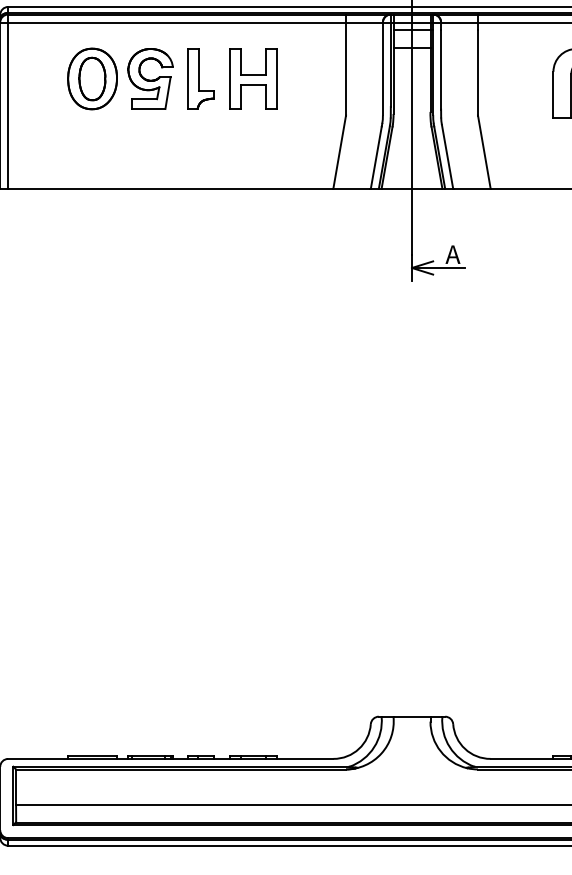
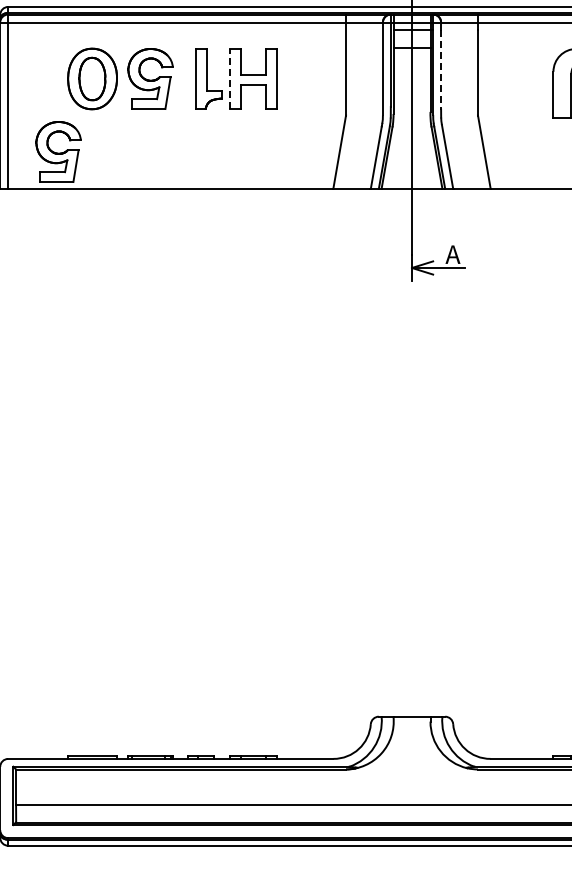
line: solid -> dashed (441, 70)
part position: (200, 78) -> (208, 78) (208, 78)
line: solid -> dashed (229, 79)
part: none -> present (58, 151)
